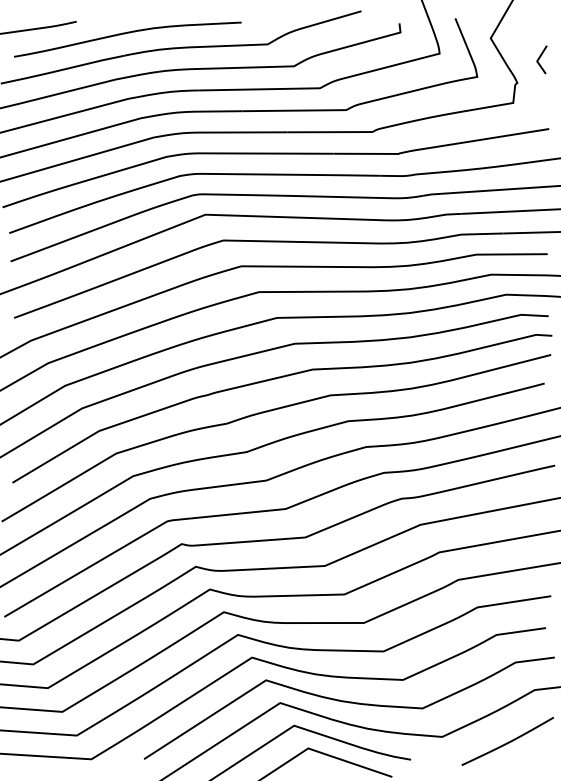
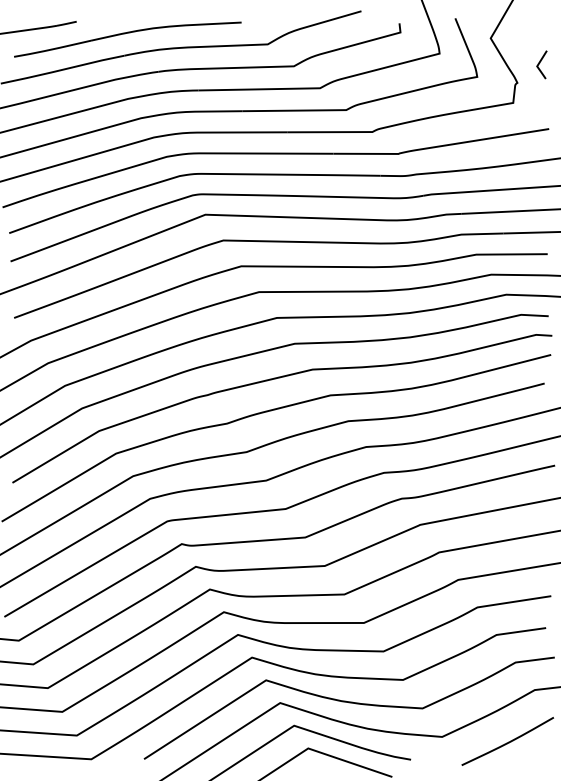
curve position: (540, 58) -> (540, 63) (540, 63)
